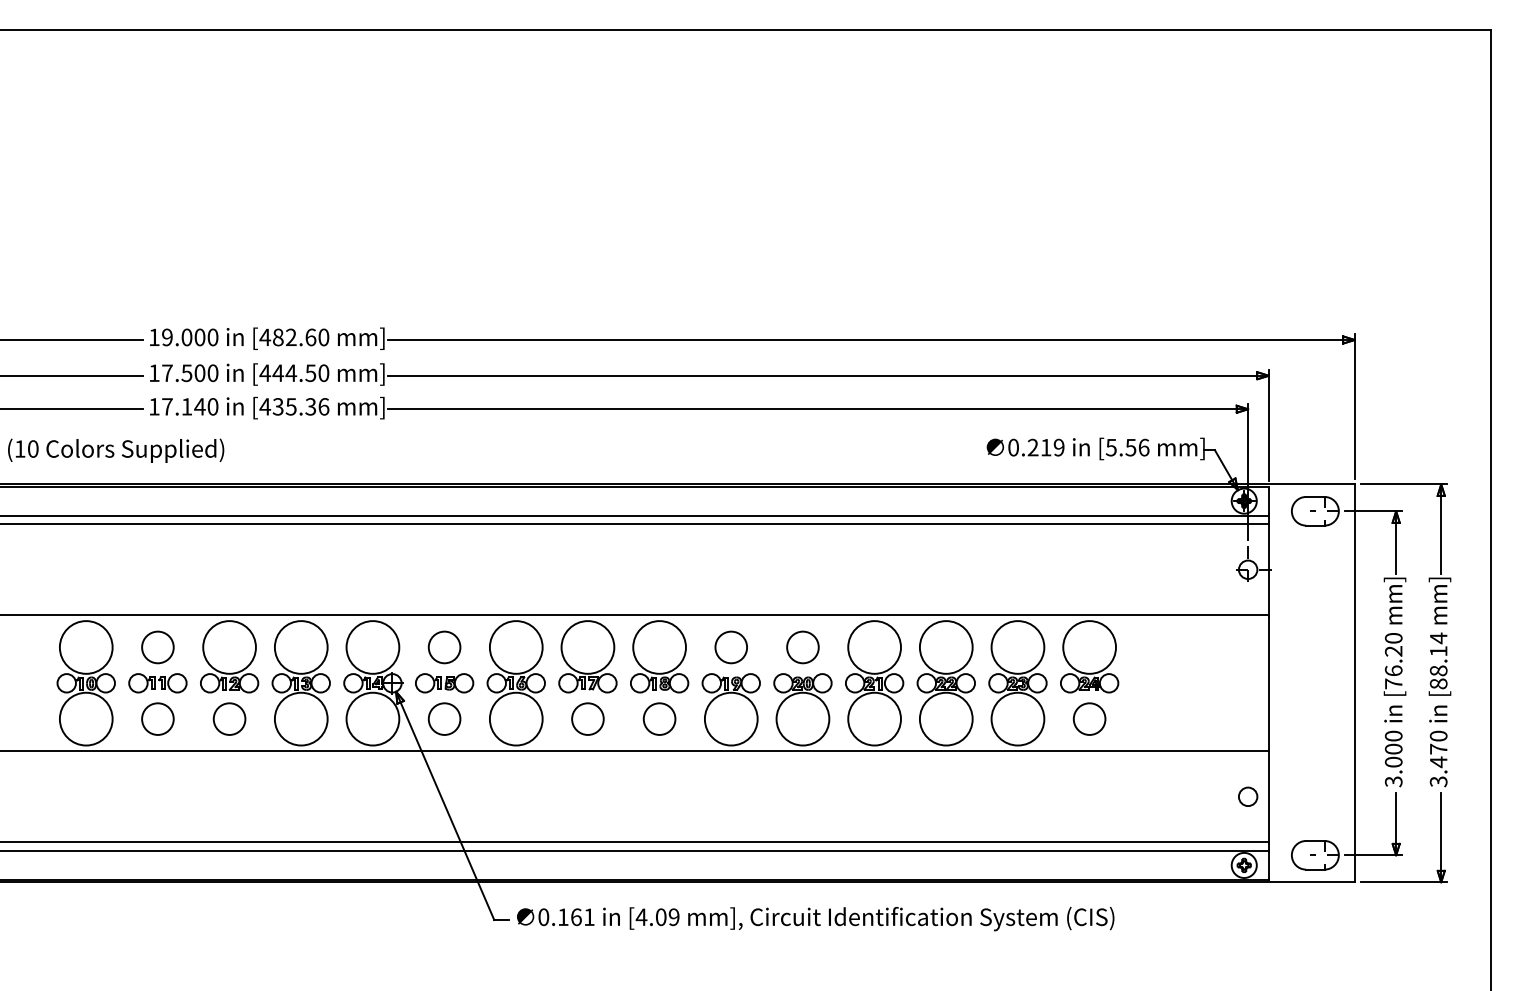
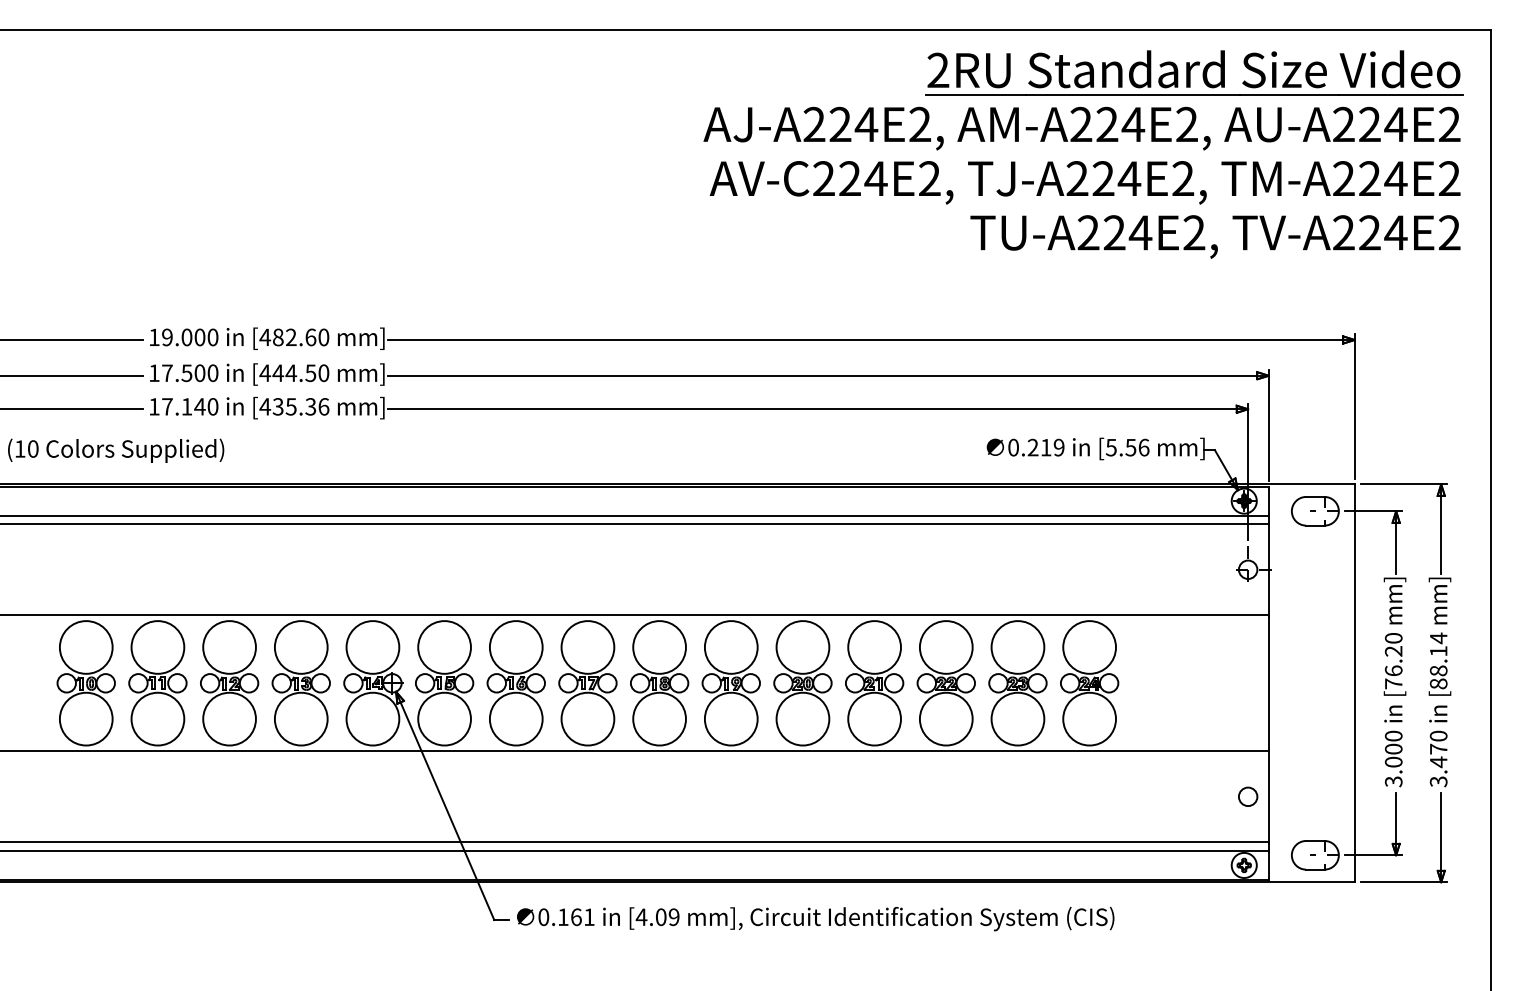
part: none -> present (1080, 161)
circle diameter: 32 px -> 53 px (157, 647)
circle diameter: 32 px -> 53 px (444, 647)
circle diameter: 32 px -> 53 px (730, 647)
circle diameter: 32 px -> 53 px (802, 647)
circle diameter: 32 px -> 53 px (157, 718)
circle diameter: 32 px -> 53 px (229, 718)
circle diameter: 32 px -> 53 px (444, 718)
circle diameter: 32 px -> 53 px (587, 718)
circle diameter: 32 px -> 53 px (659, 718)
circle diameter: 32 px -> 53 px (1089, 718)
